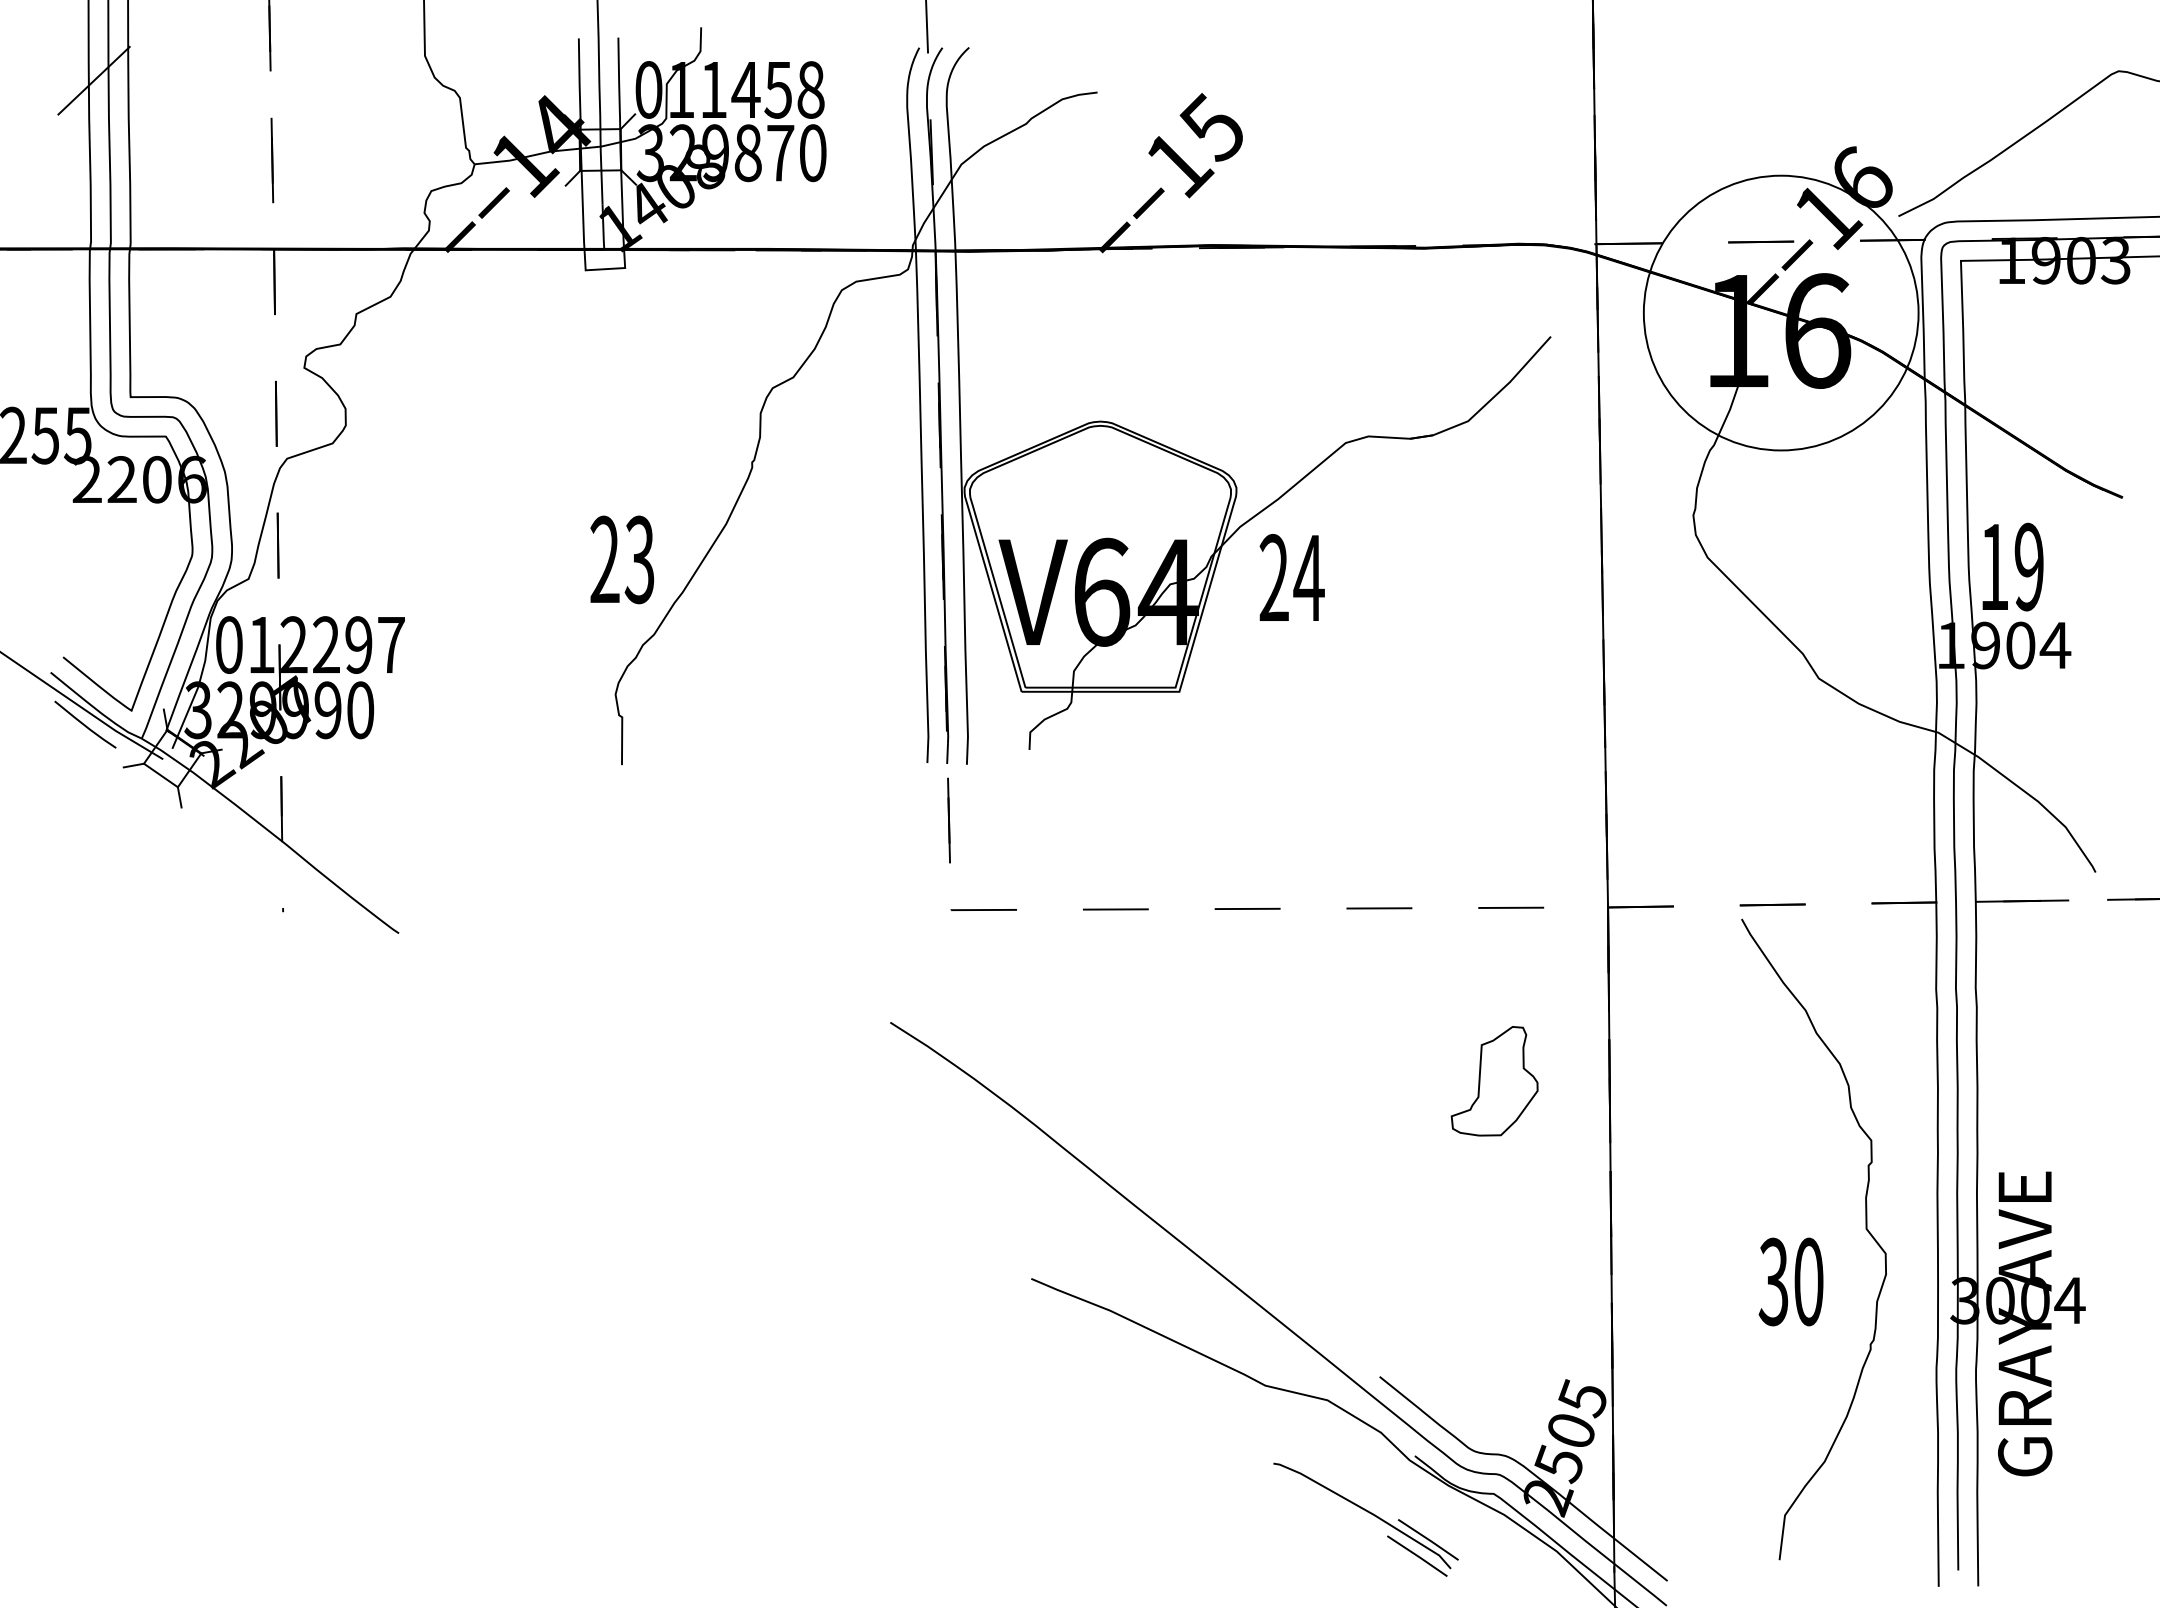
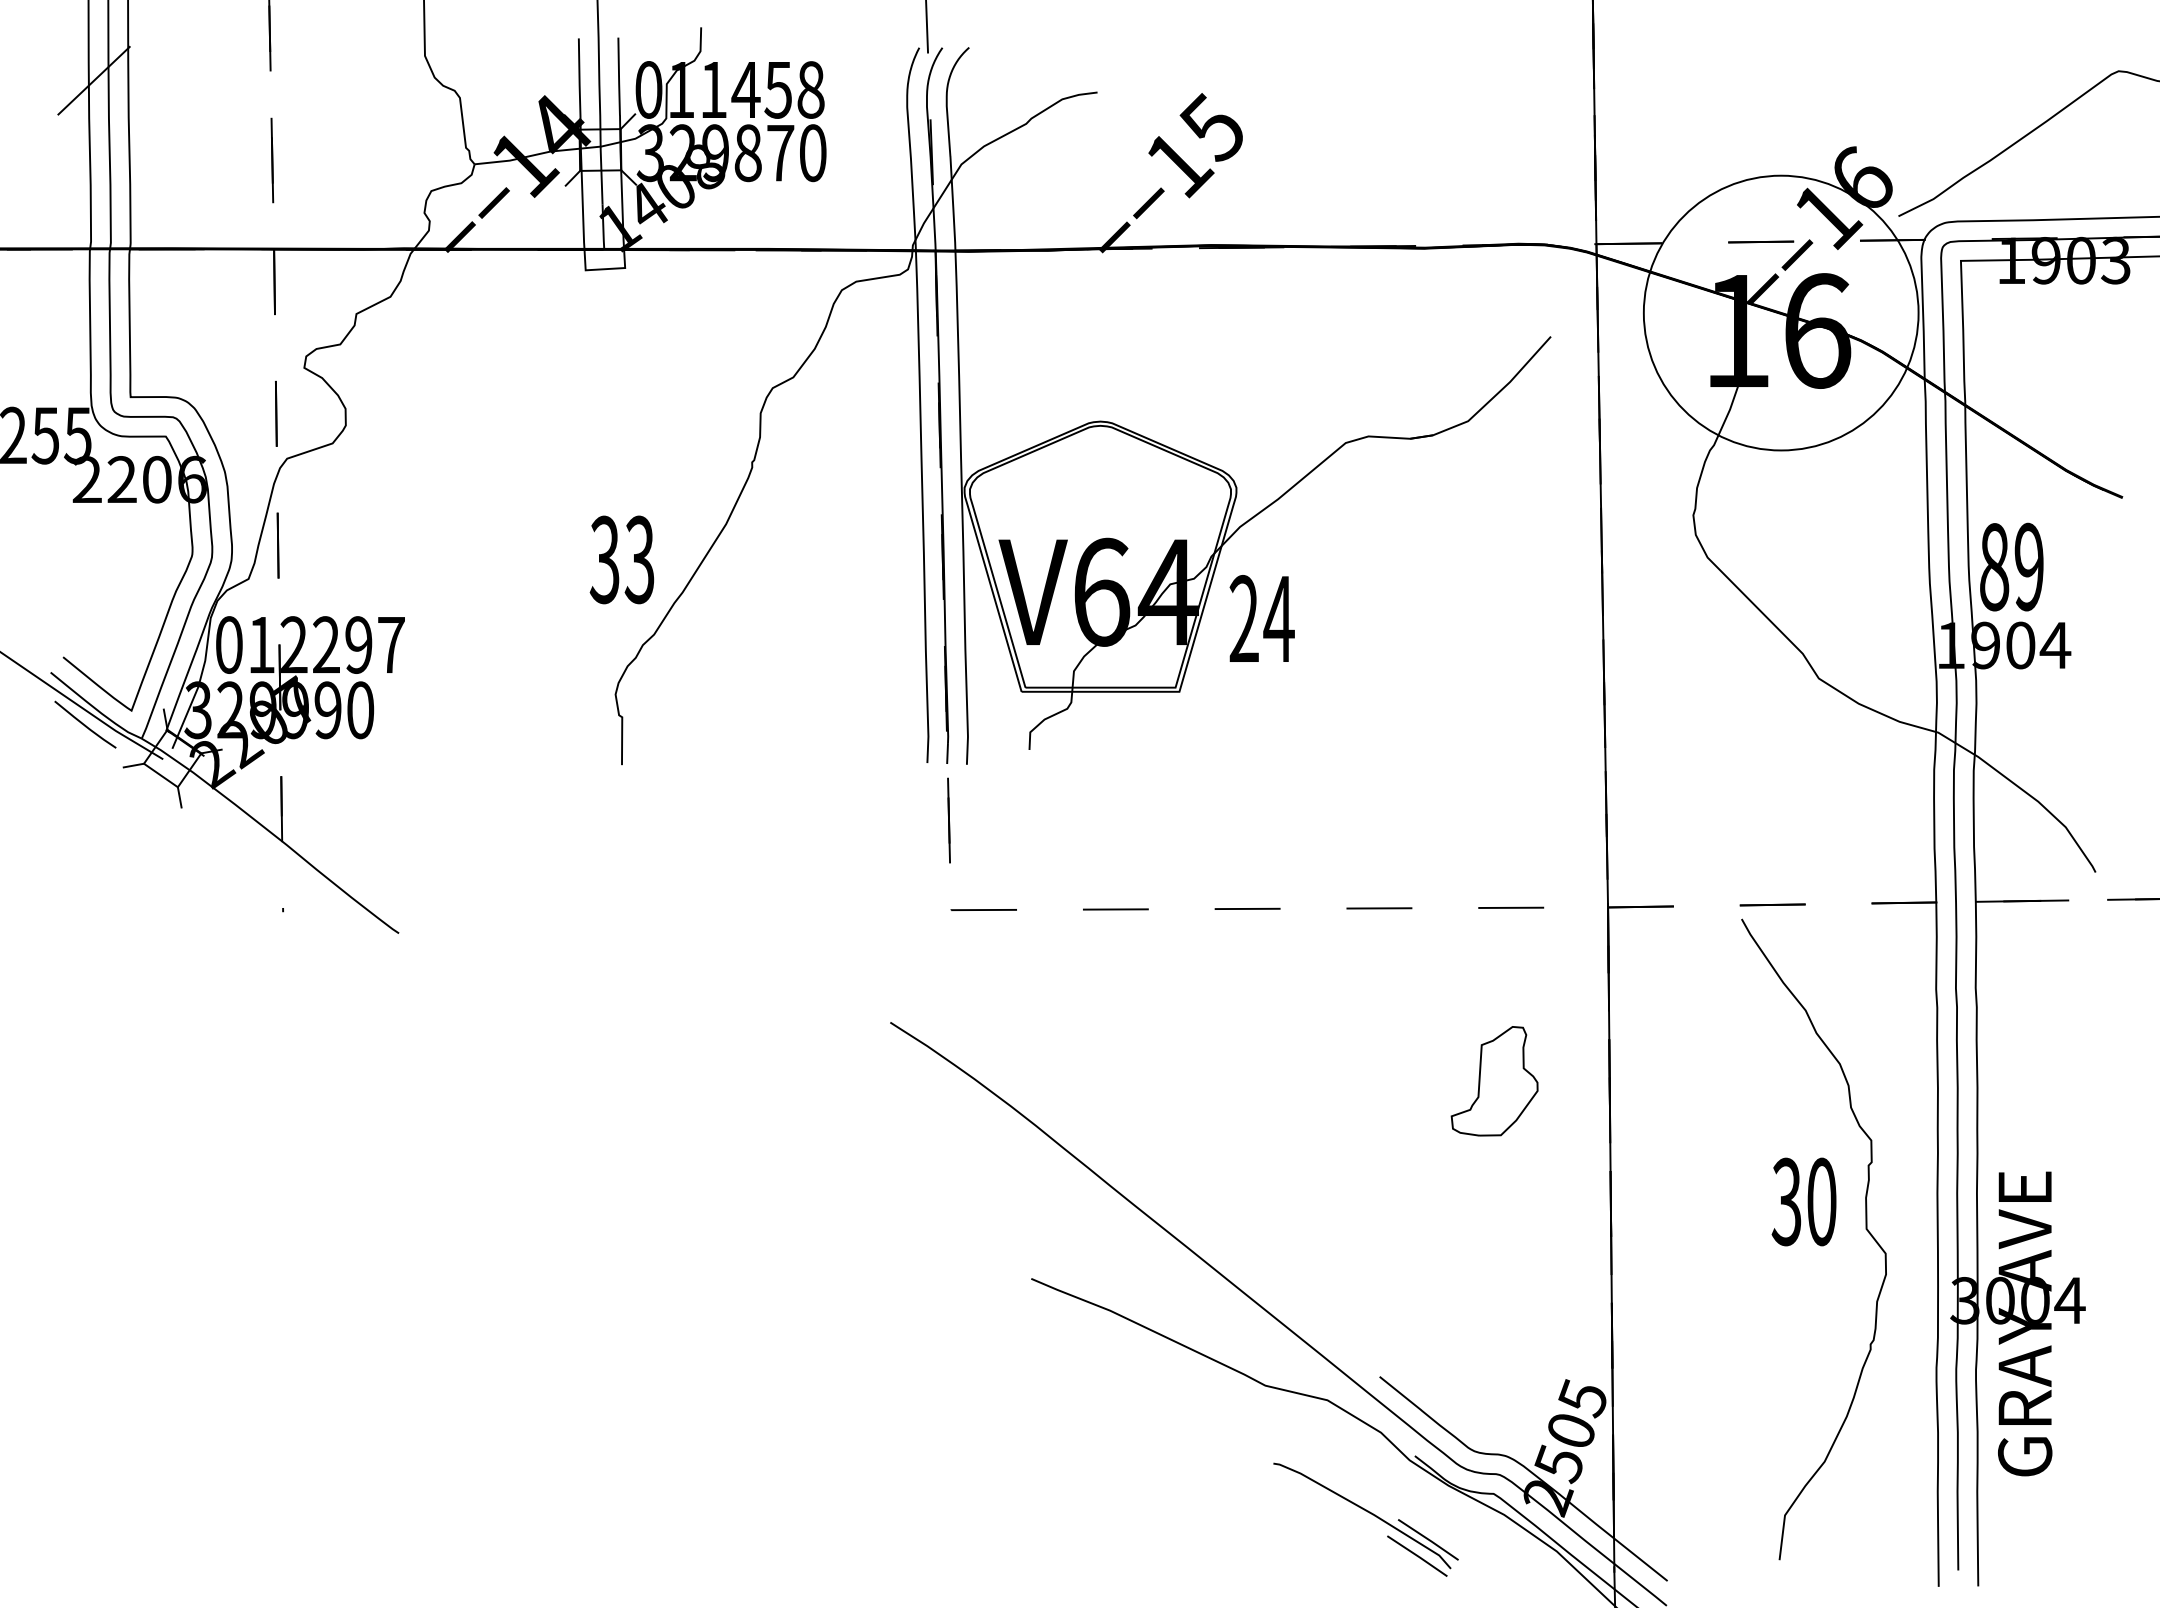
text: 23 -> 33 (604, 560)
text: 19 -> 89 (1994, 567)
text position: (1291, 577) -> (1261, 618) (1261, 618)
text position: (1790, 1281) -> (1803, 1201) (1803, 1201)
